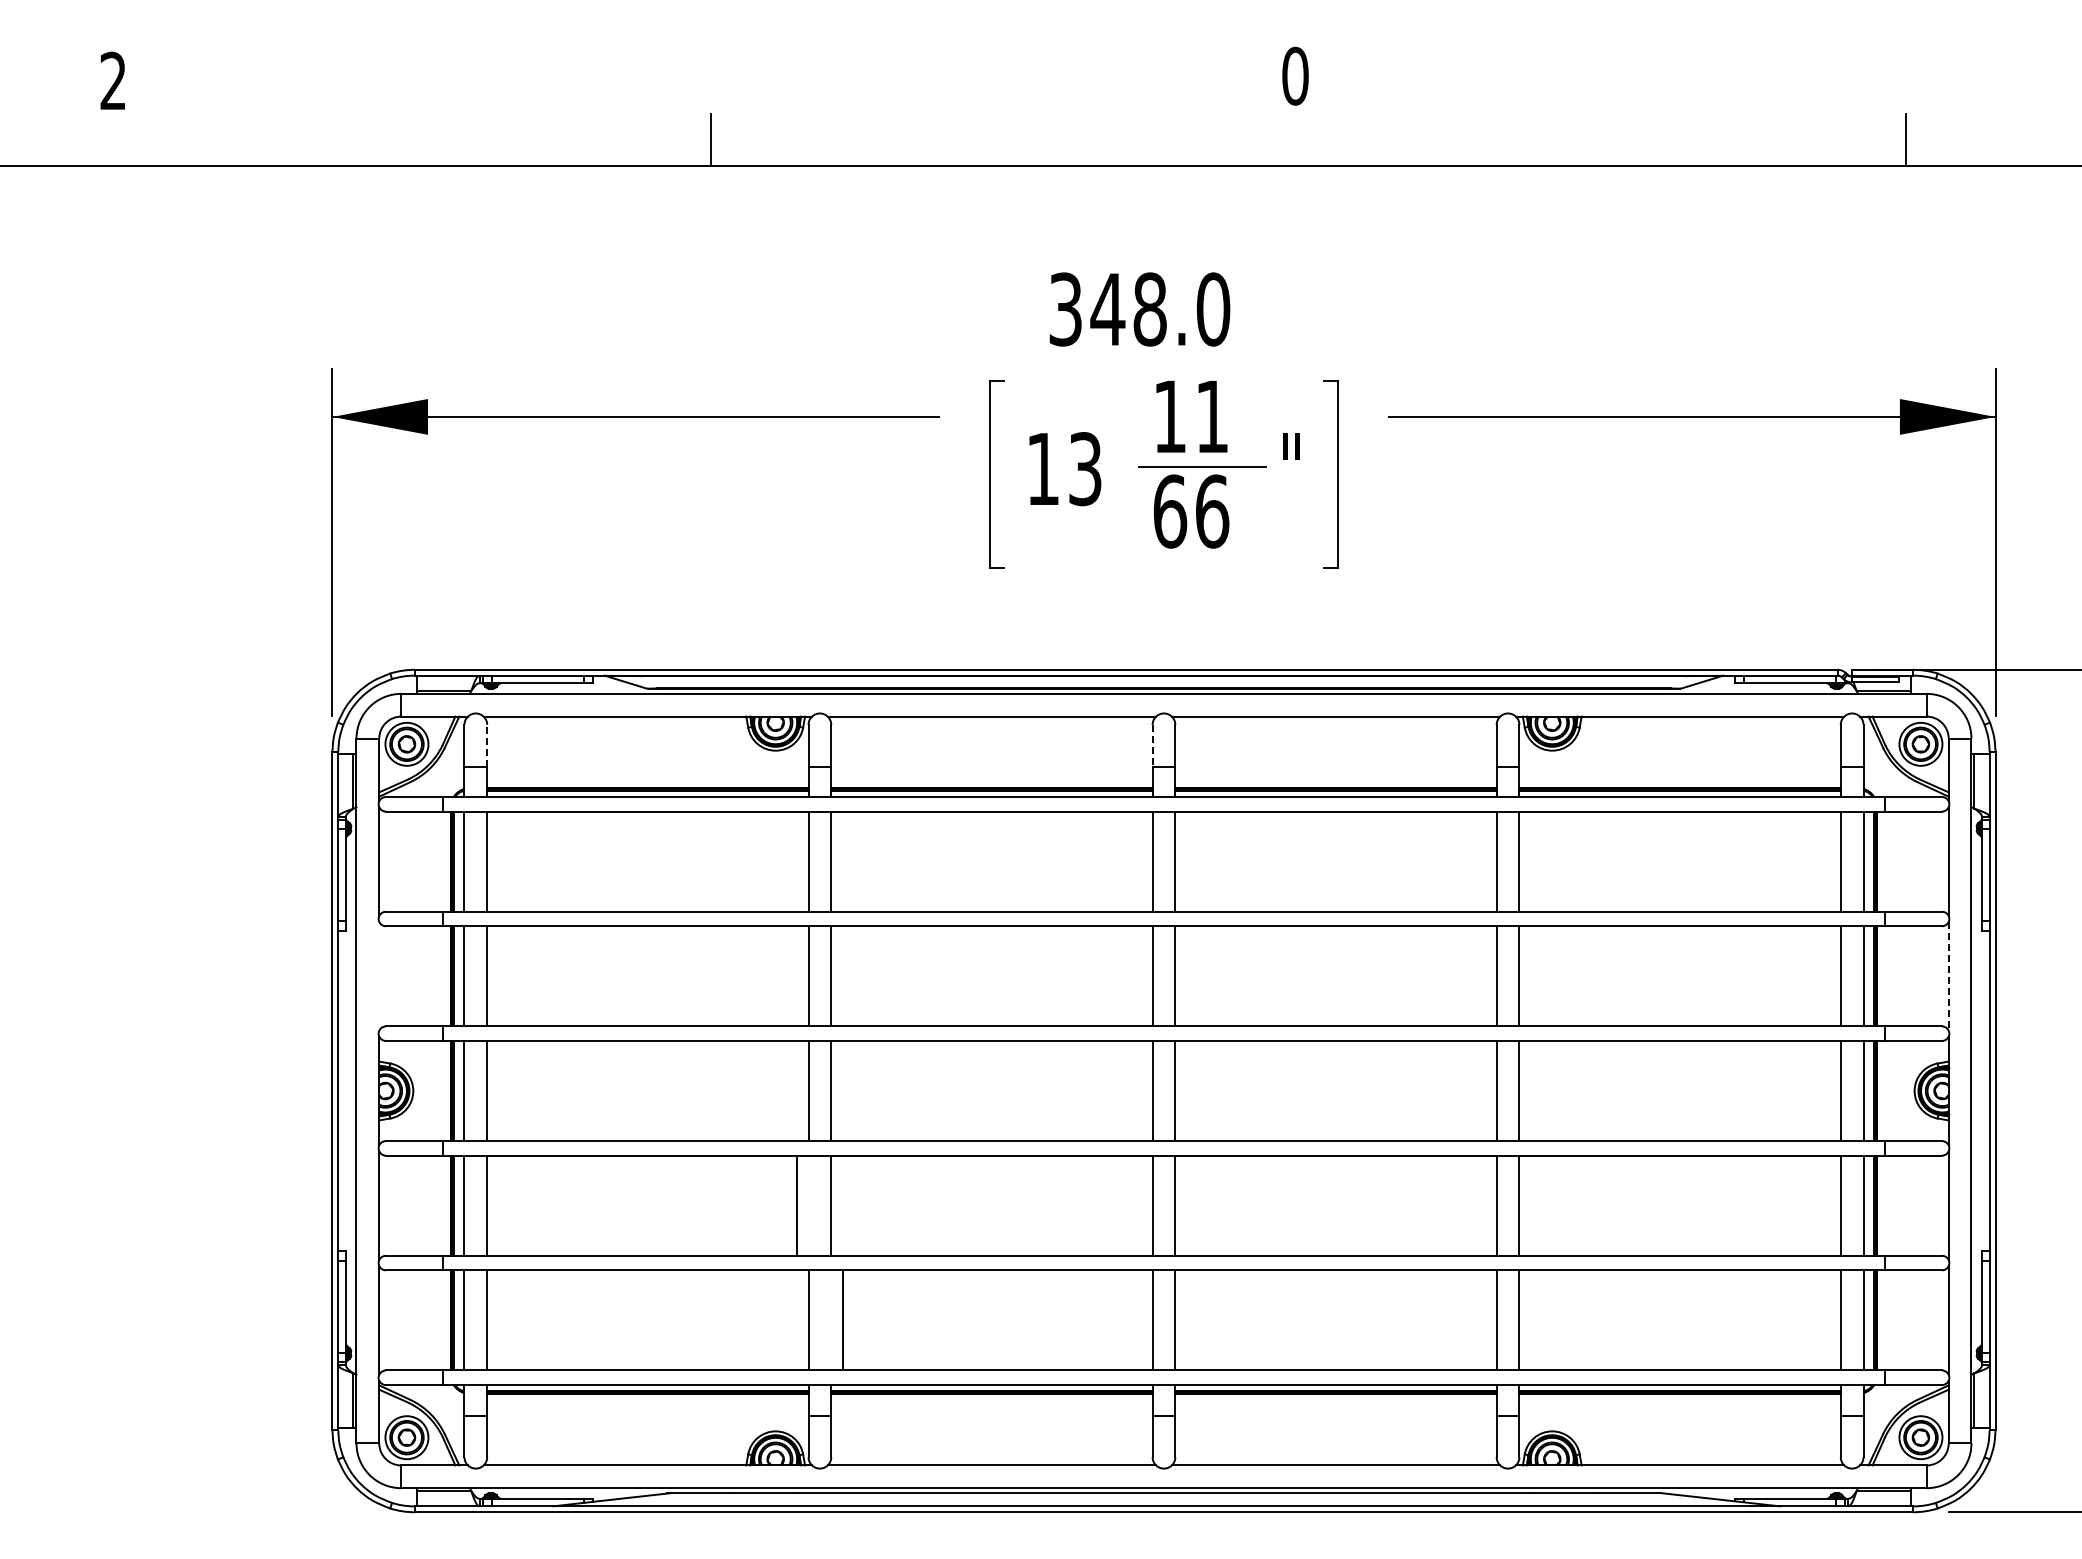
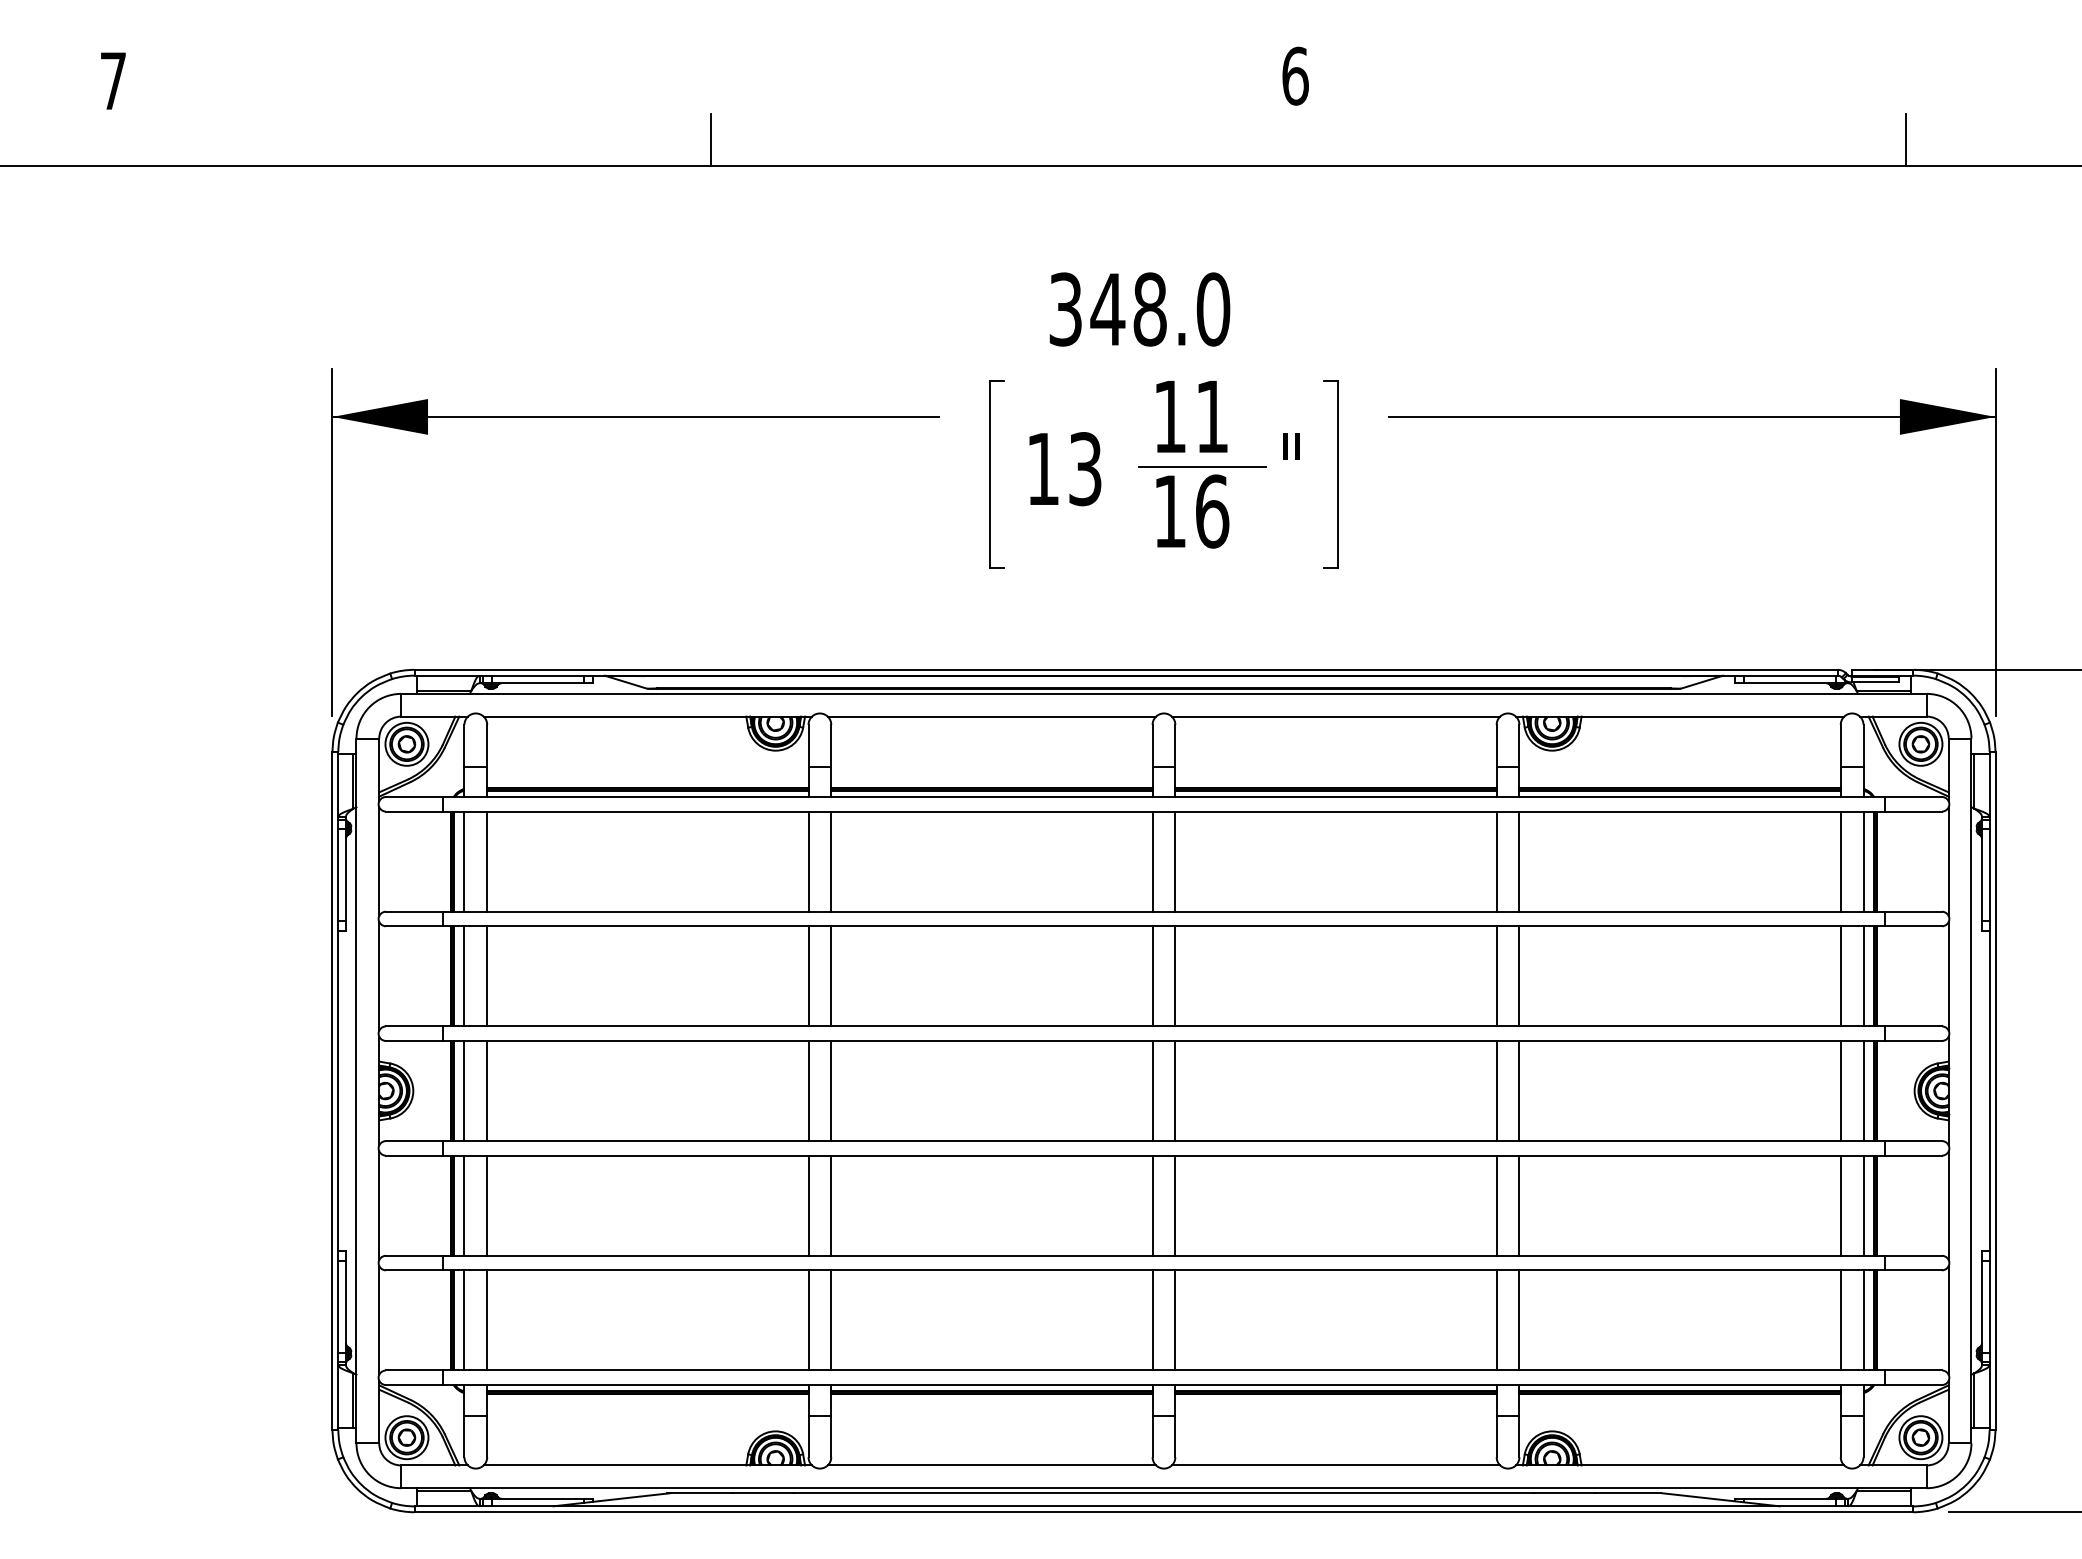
text: 0 -> 6 (1295, 75)
text: 2 -> 7 (112, 80)
text: 66 -> 16 (1170, 511)
line: dashed -> solid (487, 745)
line: dashed -> solid (1152, 745)
line: none -> present (379, 975)
line: dashed -> solid (1948, 976)
line position: (796, 1205) -> (808, 1205) (808, 1205)
line position: (843, 1320) -> (831, 1320) (831, 1320)
